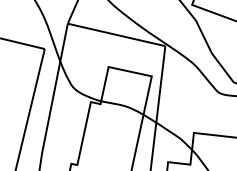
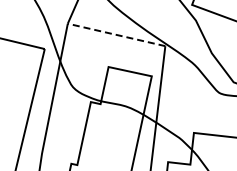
line: solid -> dashed (116, 34)
